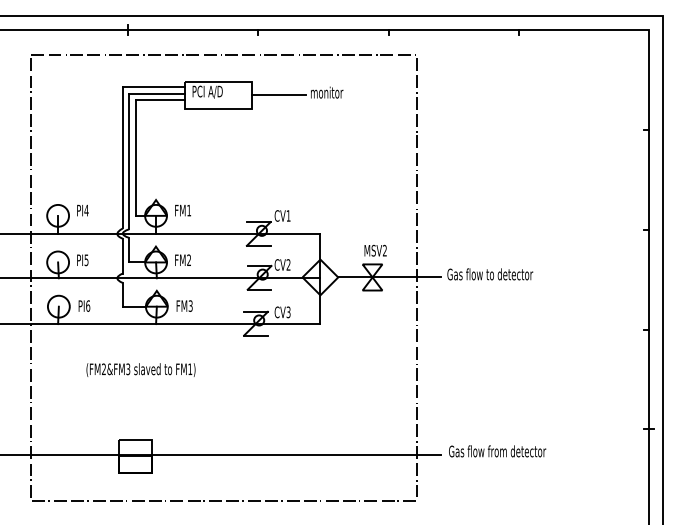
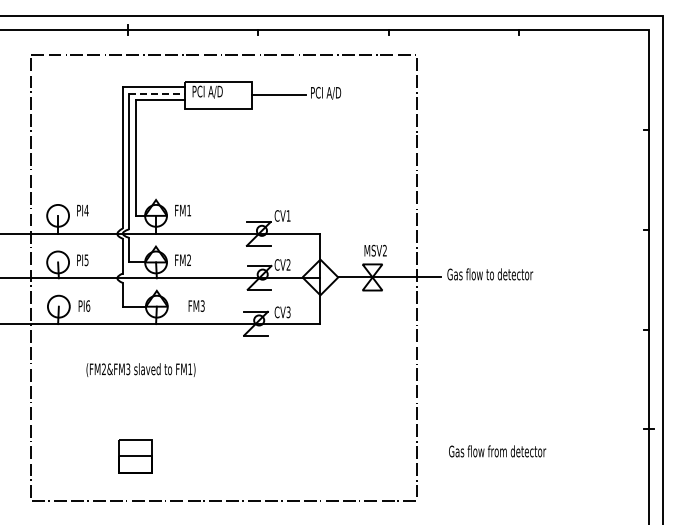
text: monitor -> PCI A/D (327, 92)
line: solid -> dashed (157, 94)
text position: (184, 305) -> (196, 305) (196, 305)
line: present -> none (221, 455)
